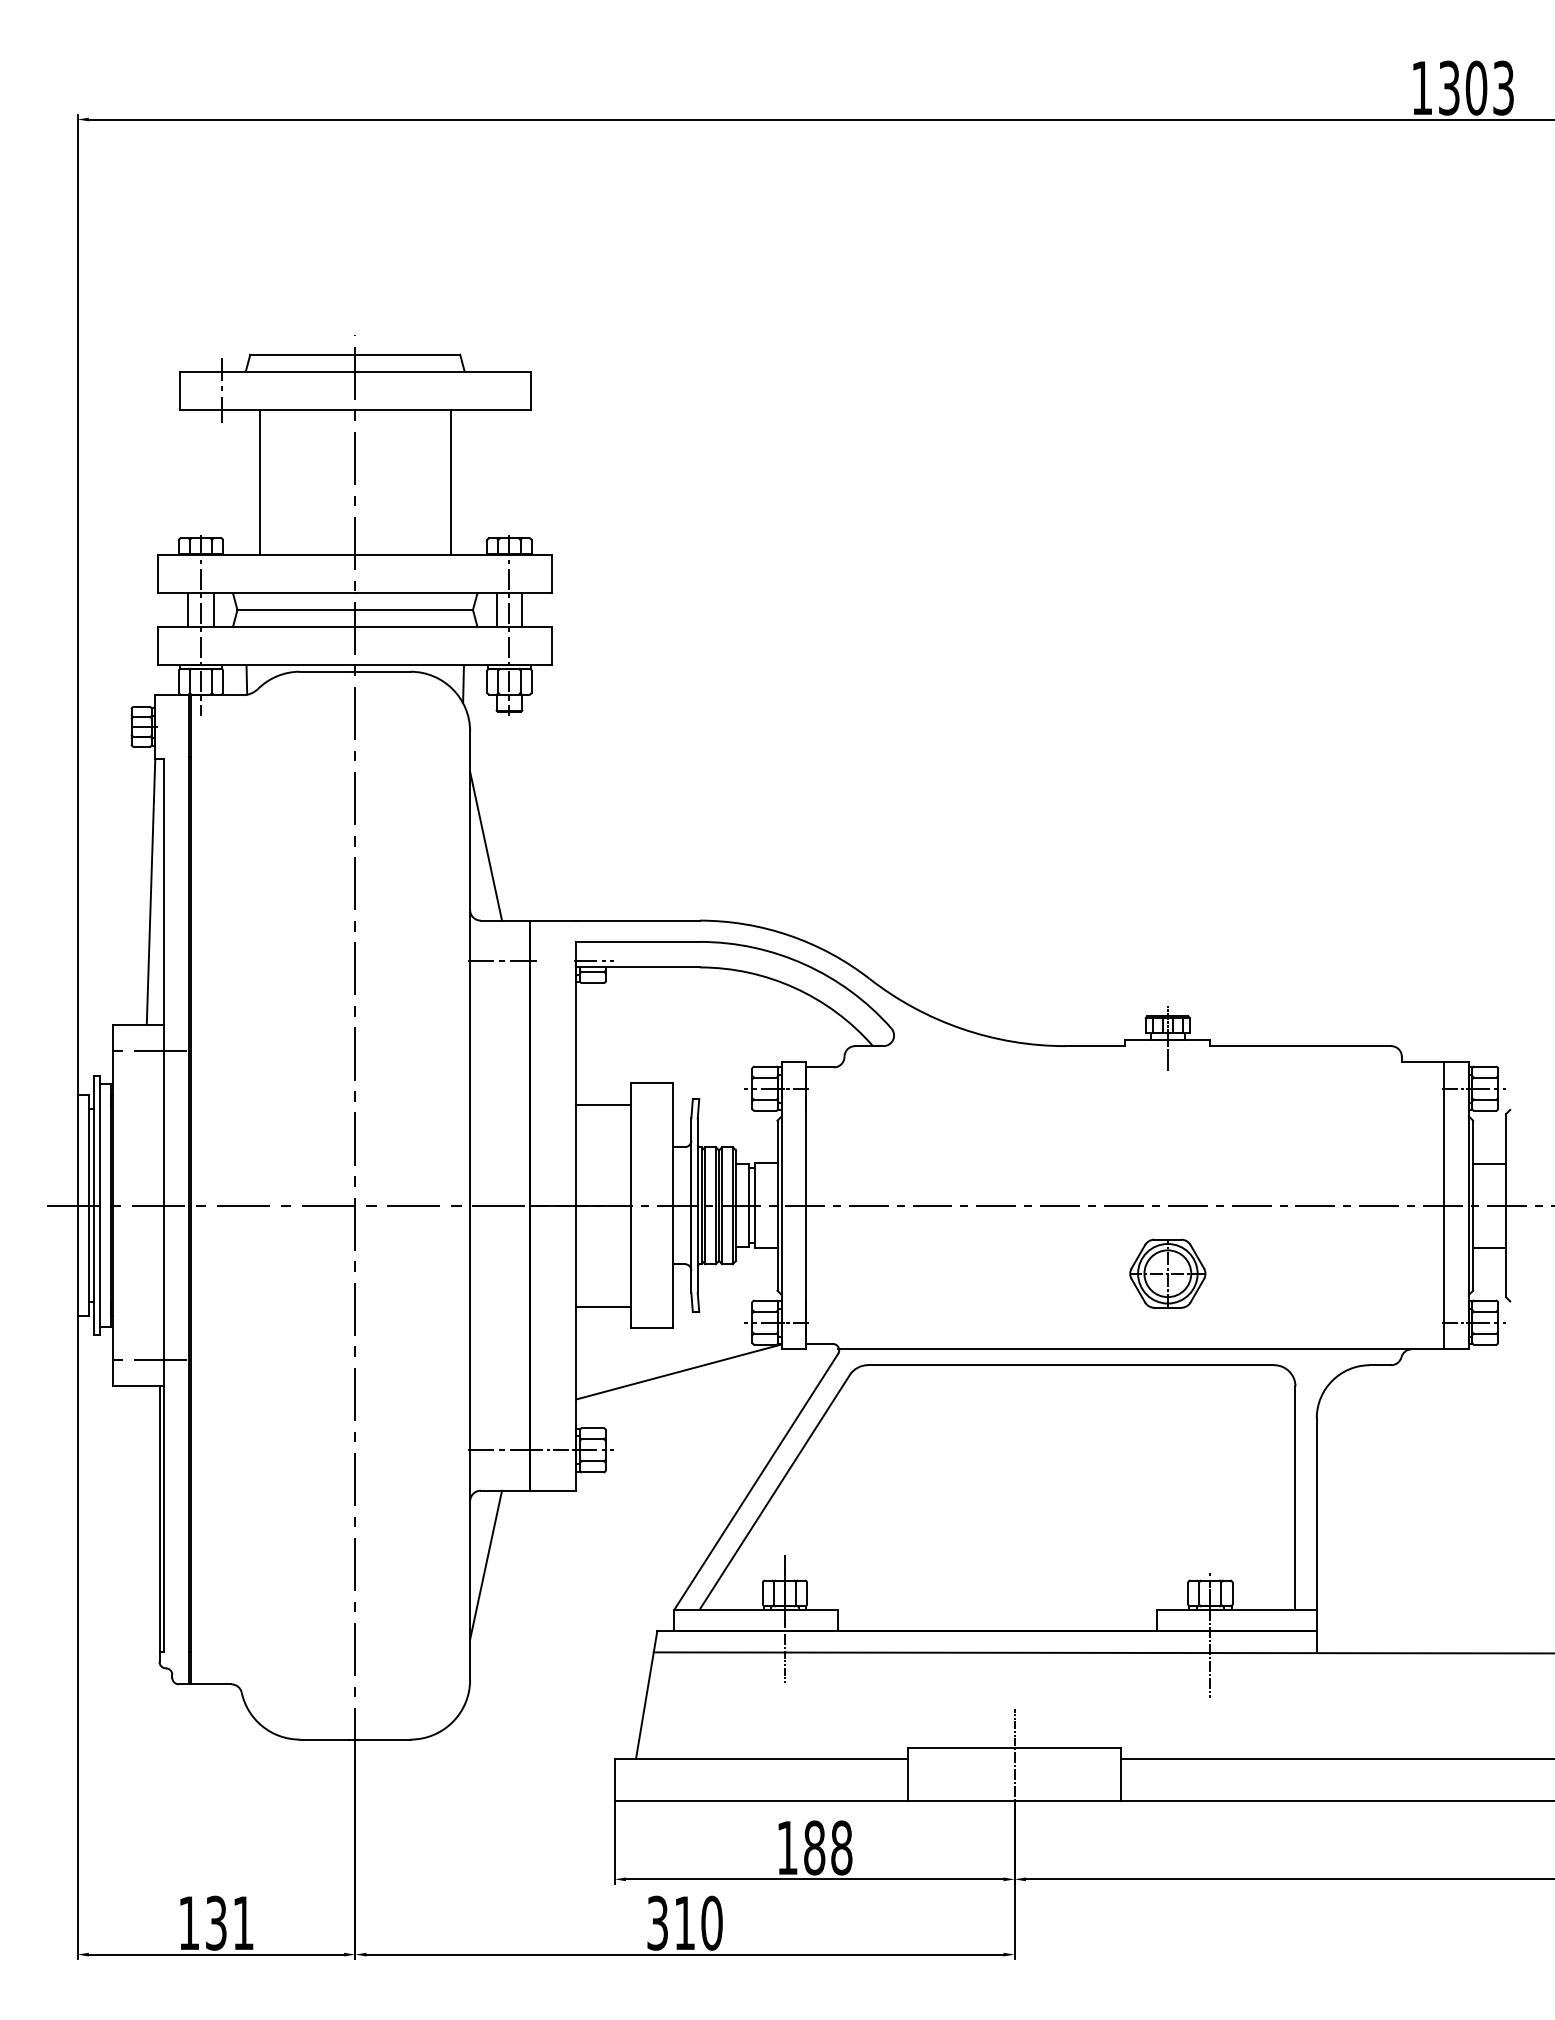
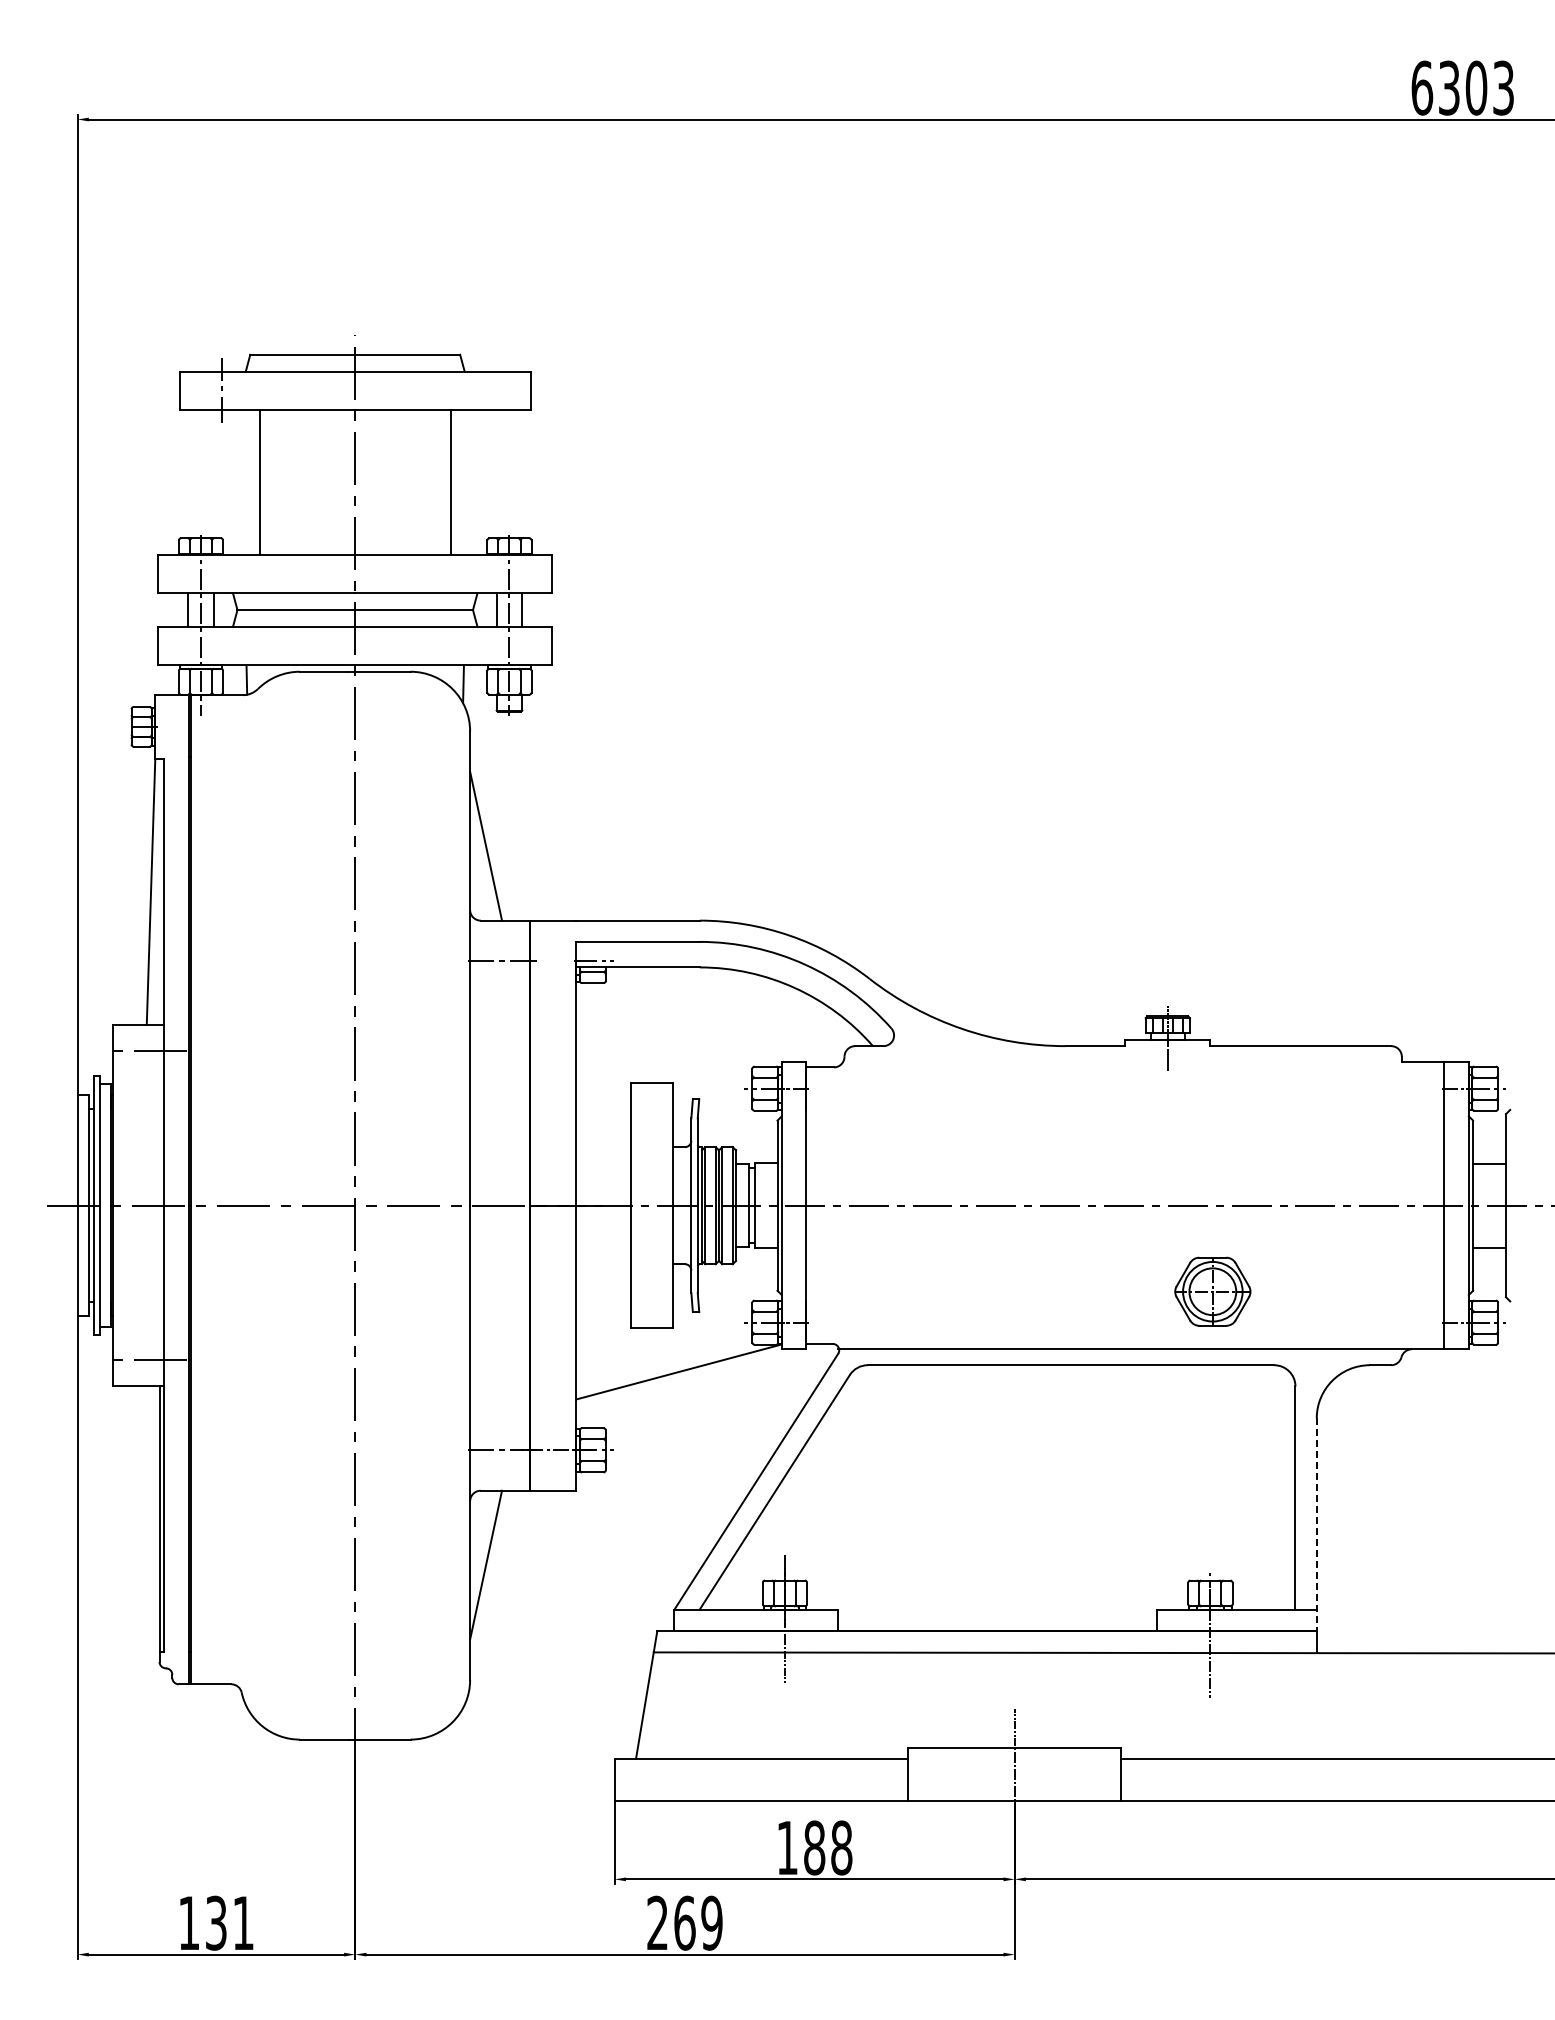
text: 1303 -> 6303 (1422, 87)
line: present -> none (603, 1104)
part position: (1167, 1273) -> (1212, 1291) (1212, 1291)
line: present -> none (603, 1306)
line: solid -> dashed (1316, 1525)
text: 310 -> 269 (684, 1922)
